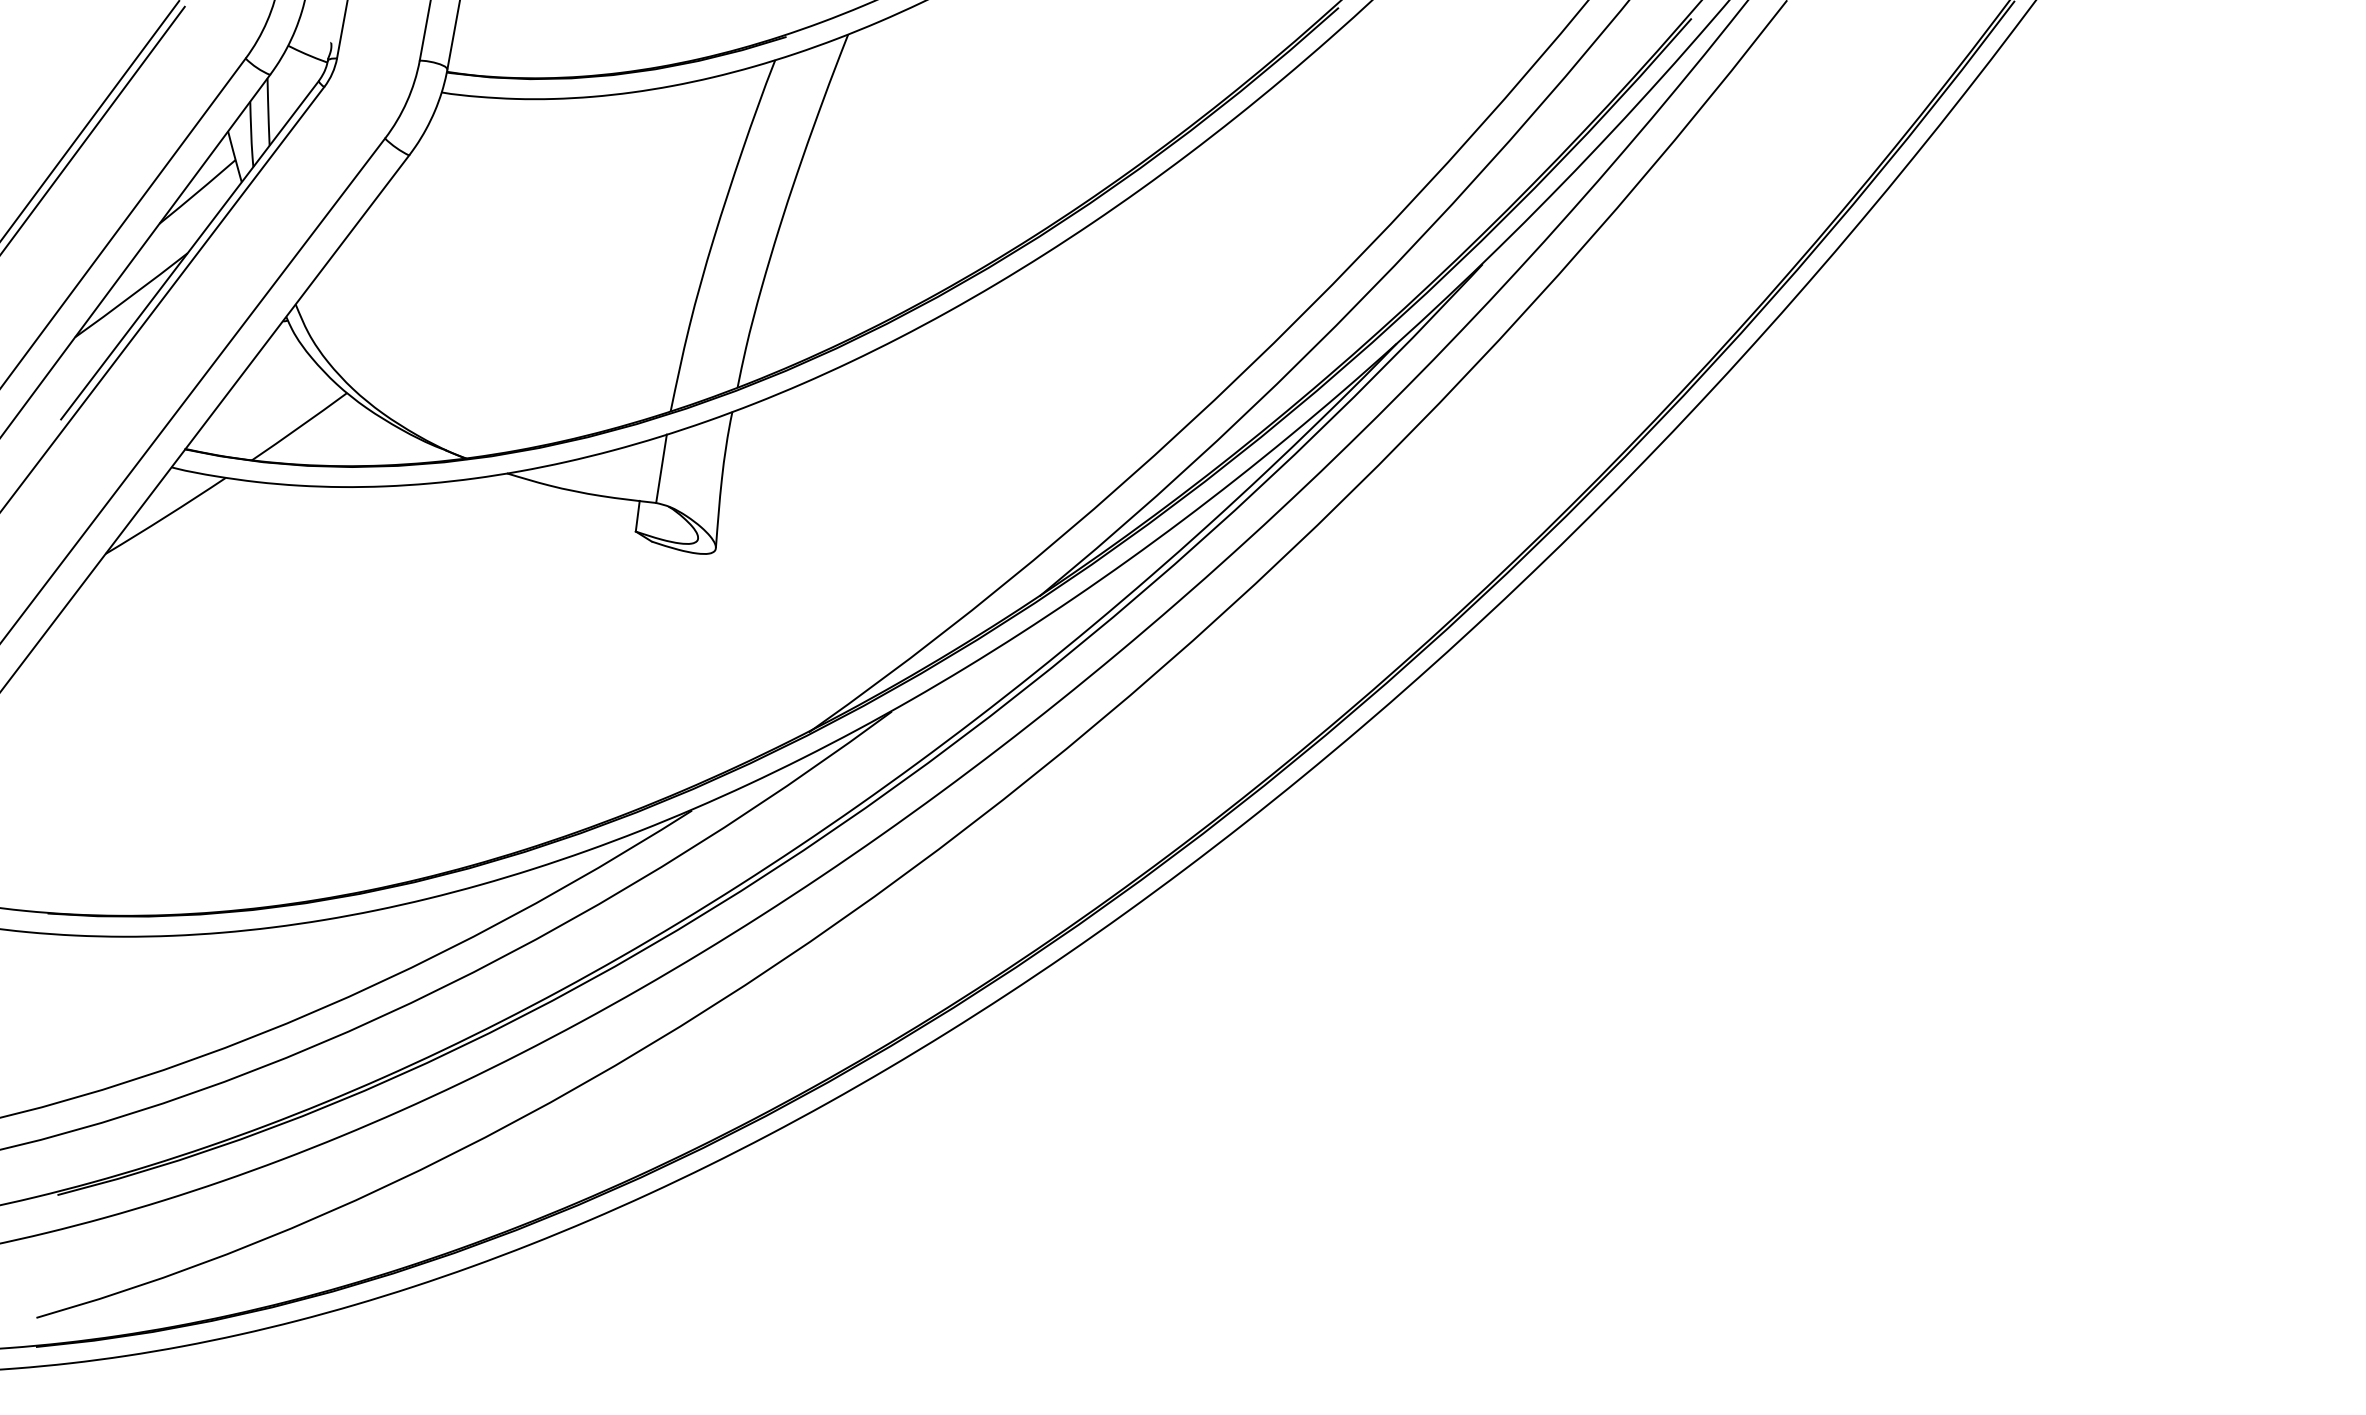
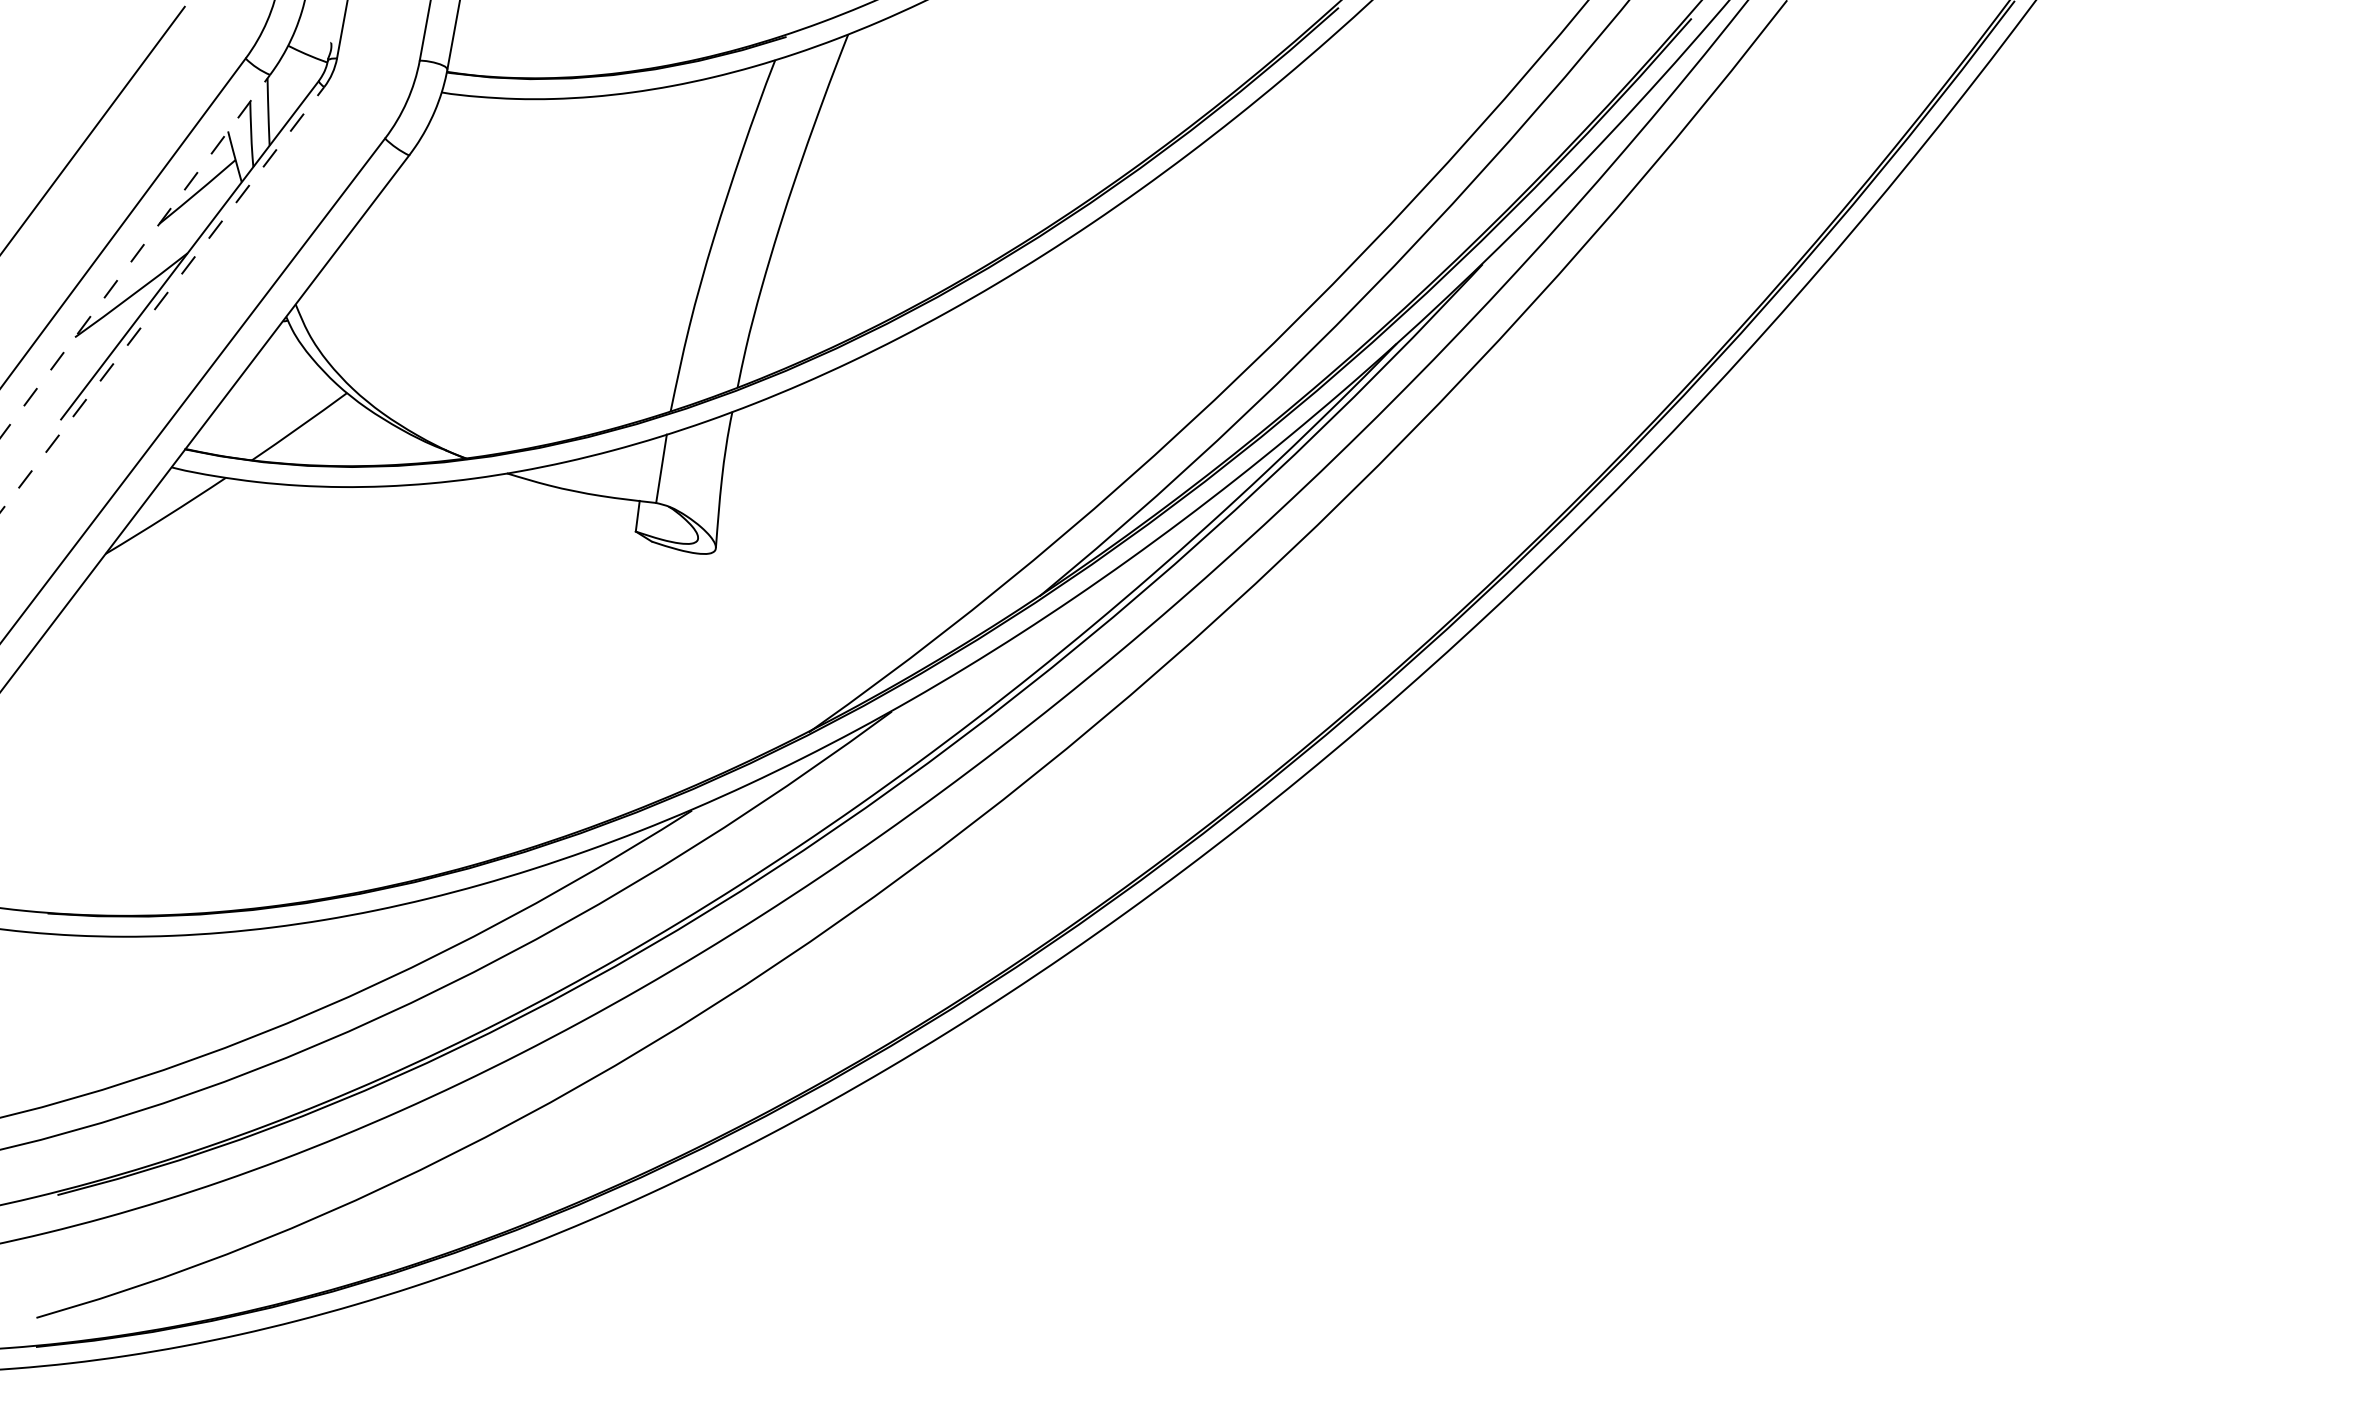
line: present -> none (90, 120)
line: solid -> dashed (135, 256)
line: solid -> dashed (162, 299)
